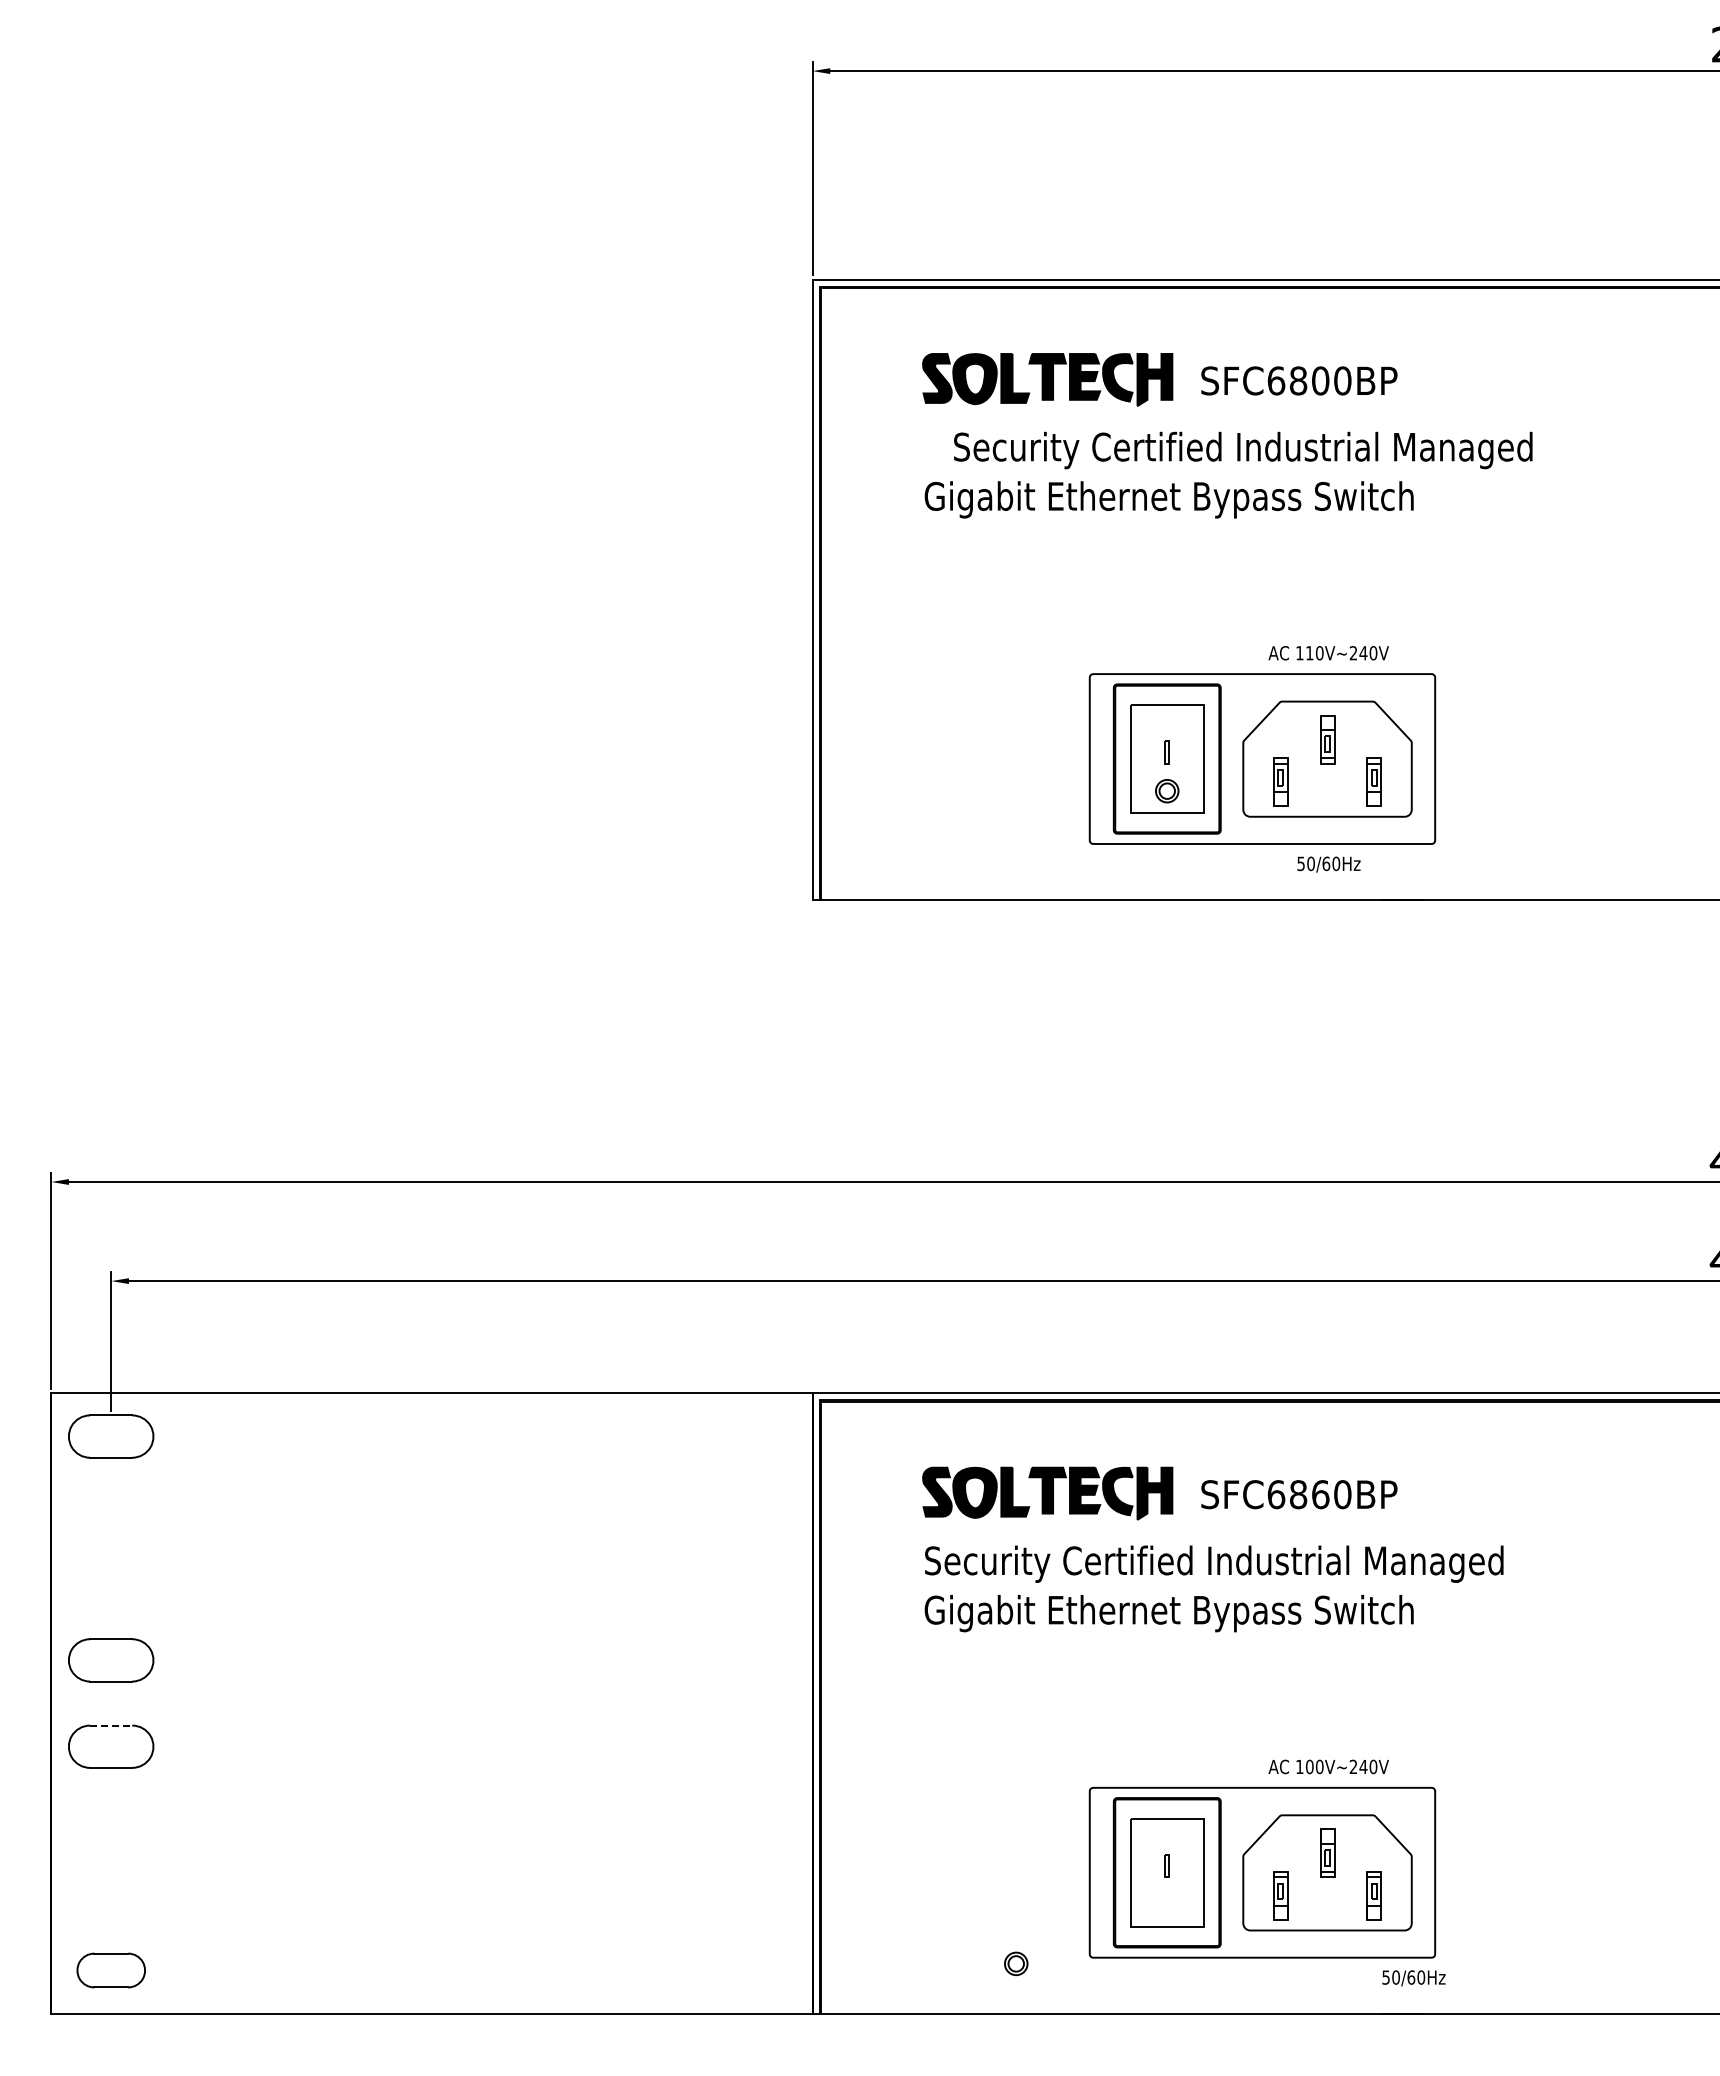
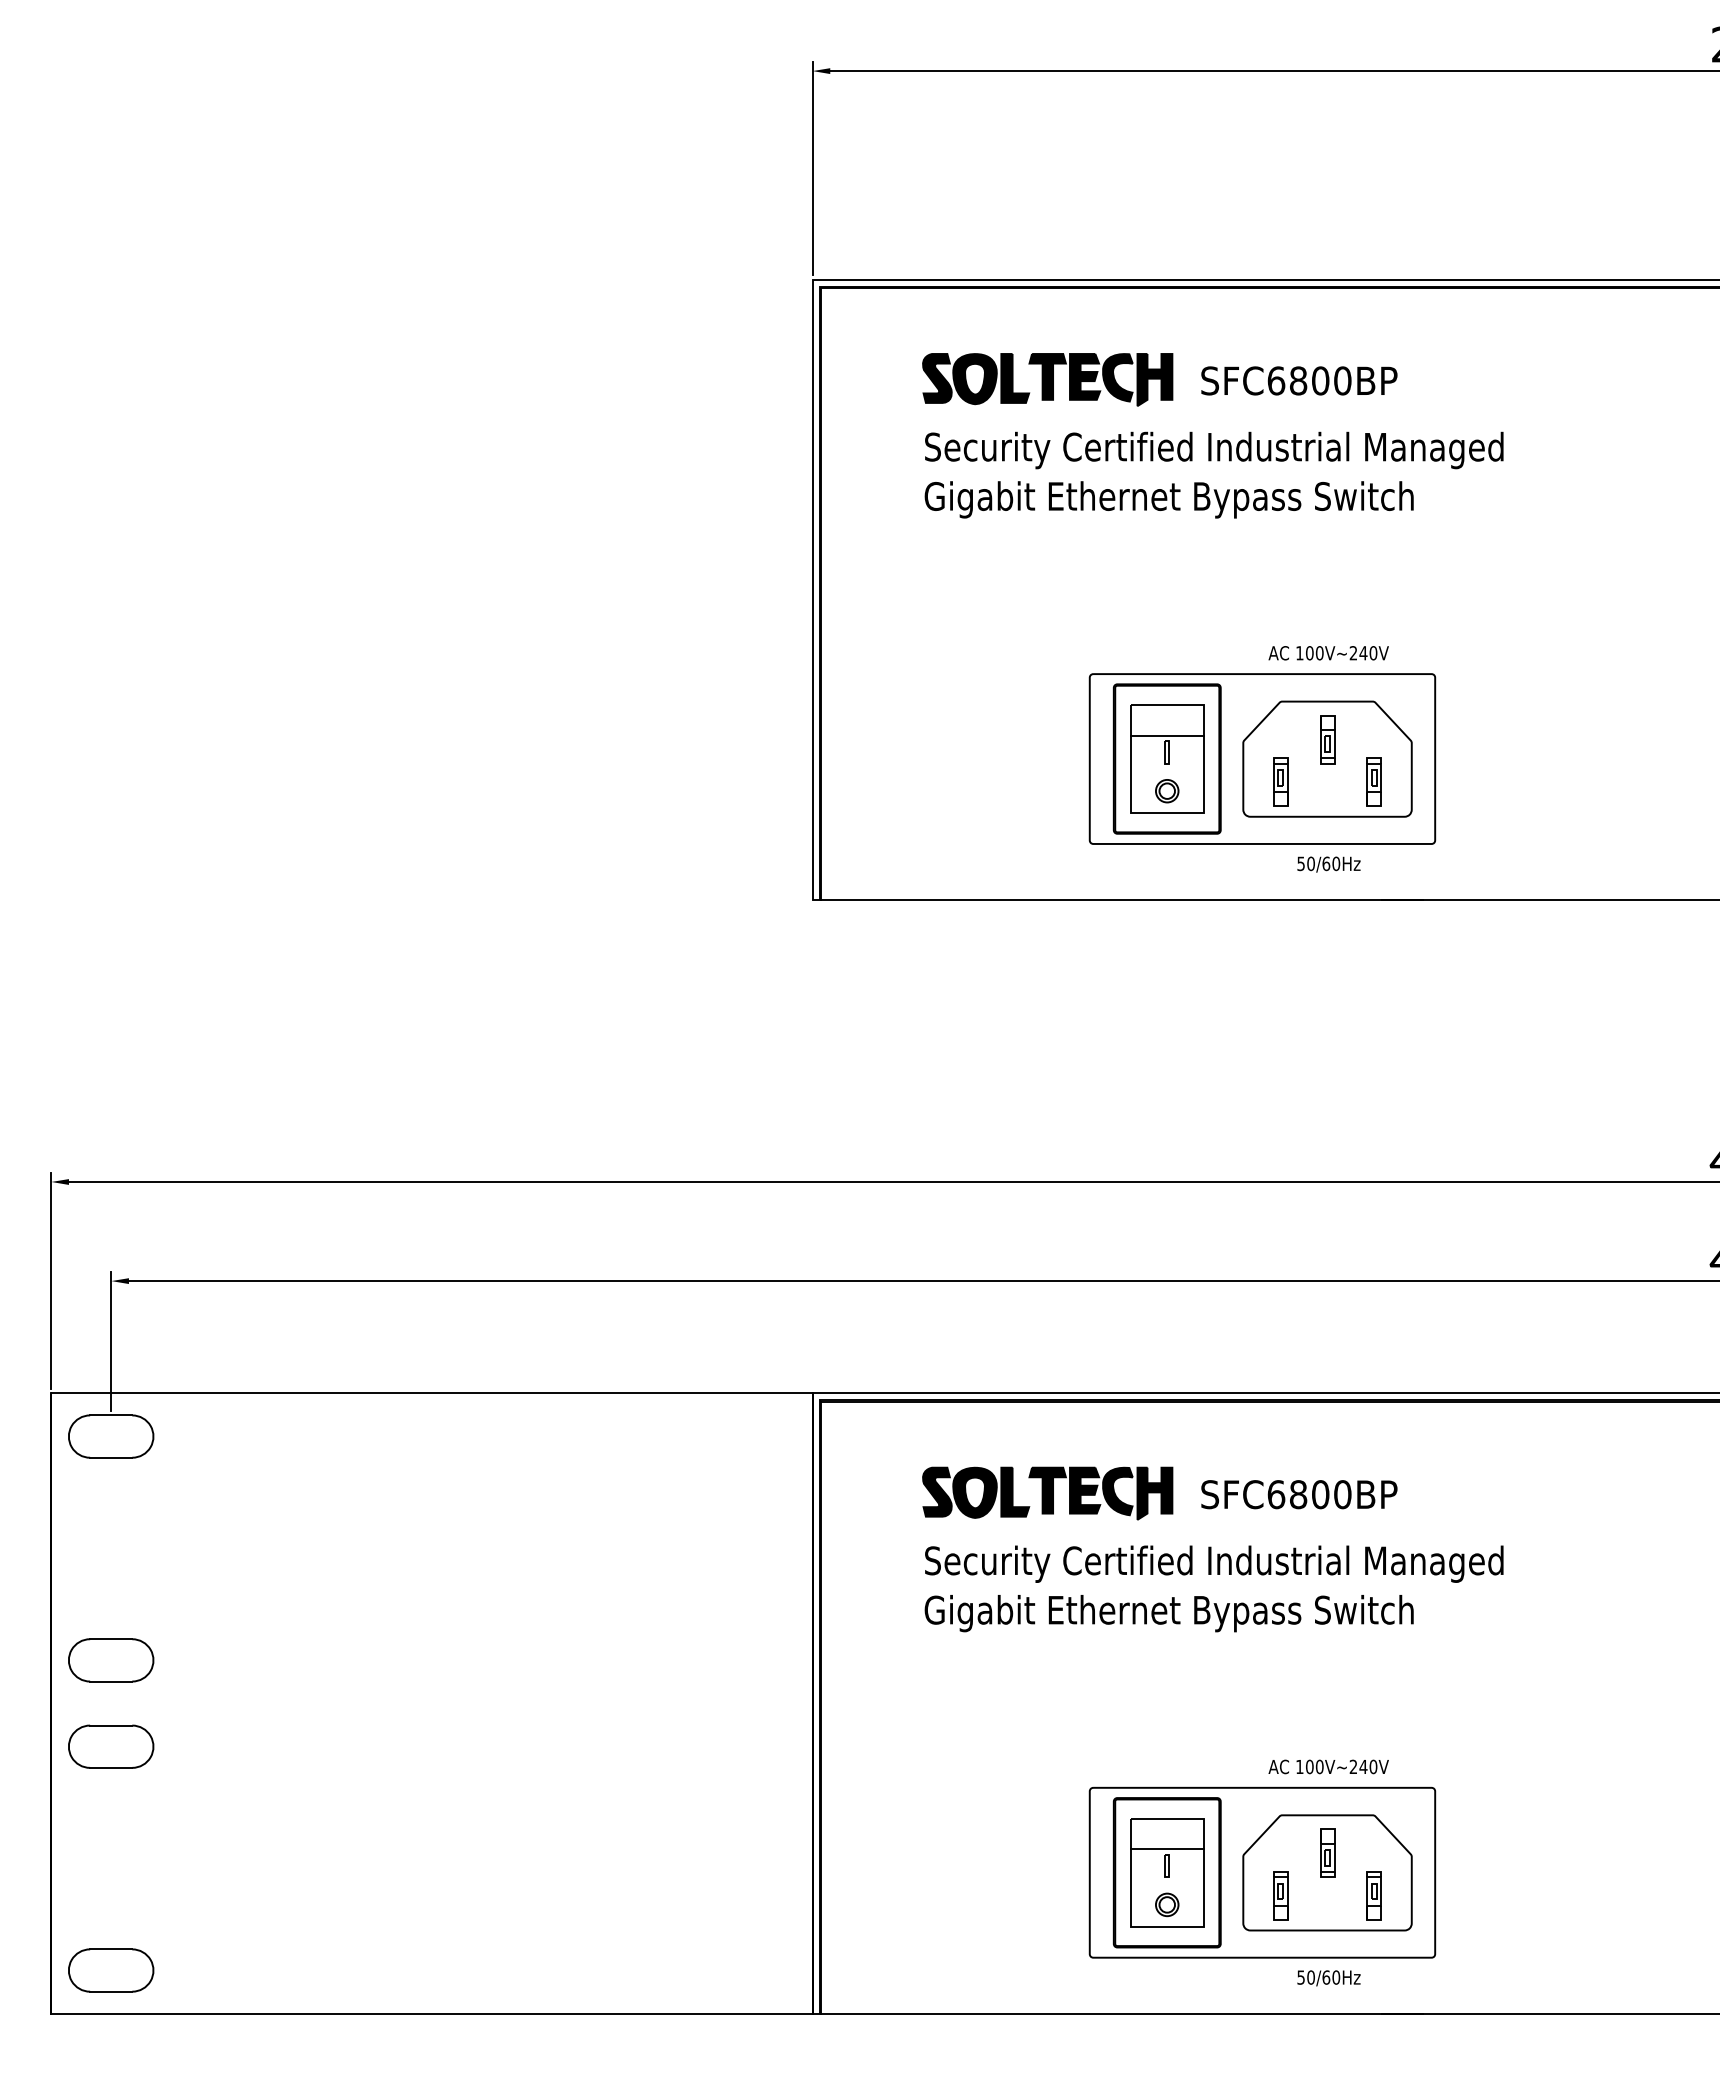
text position: (1243, 450) -> (1214, 450) (1214, 450)
text: 110V~240V -> 100V~240V (1309, 653)
line: none -> present (1166, 735)
text: SFC6860BP -> SFC6800BP (1320, 1494)
line: dashed -> solid (111, 1725)
line: none -> present (1166, 1849)
part position: (1016, 1963) -> (1167, 1904) (1167, 1904)
part size: 70x37 px -> 87x45 px (111, 1970)
text position: (1413, 1978) -> (1328, 1978) (1328, 1978)
